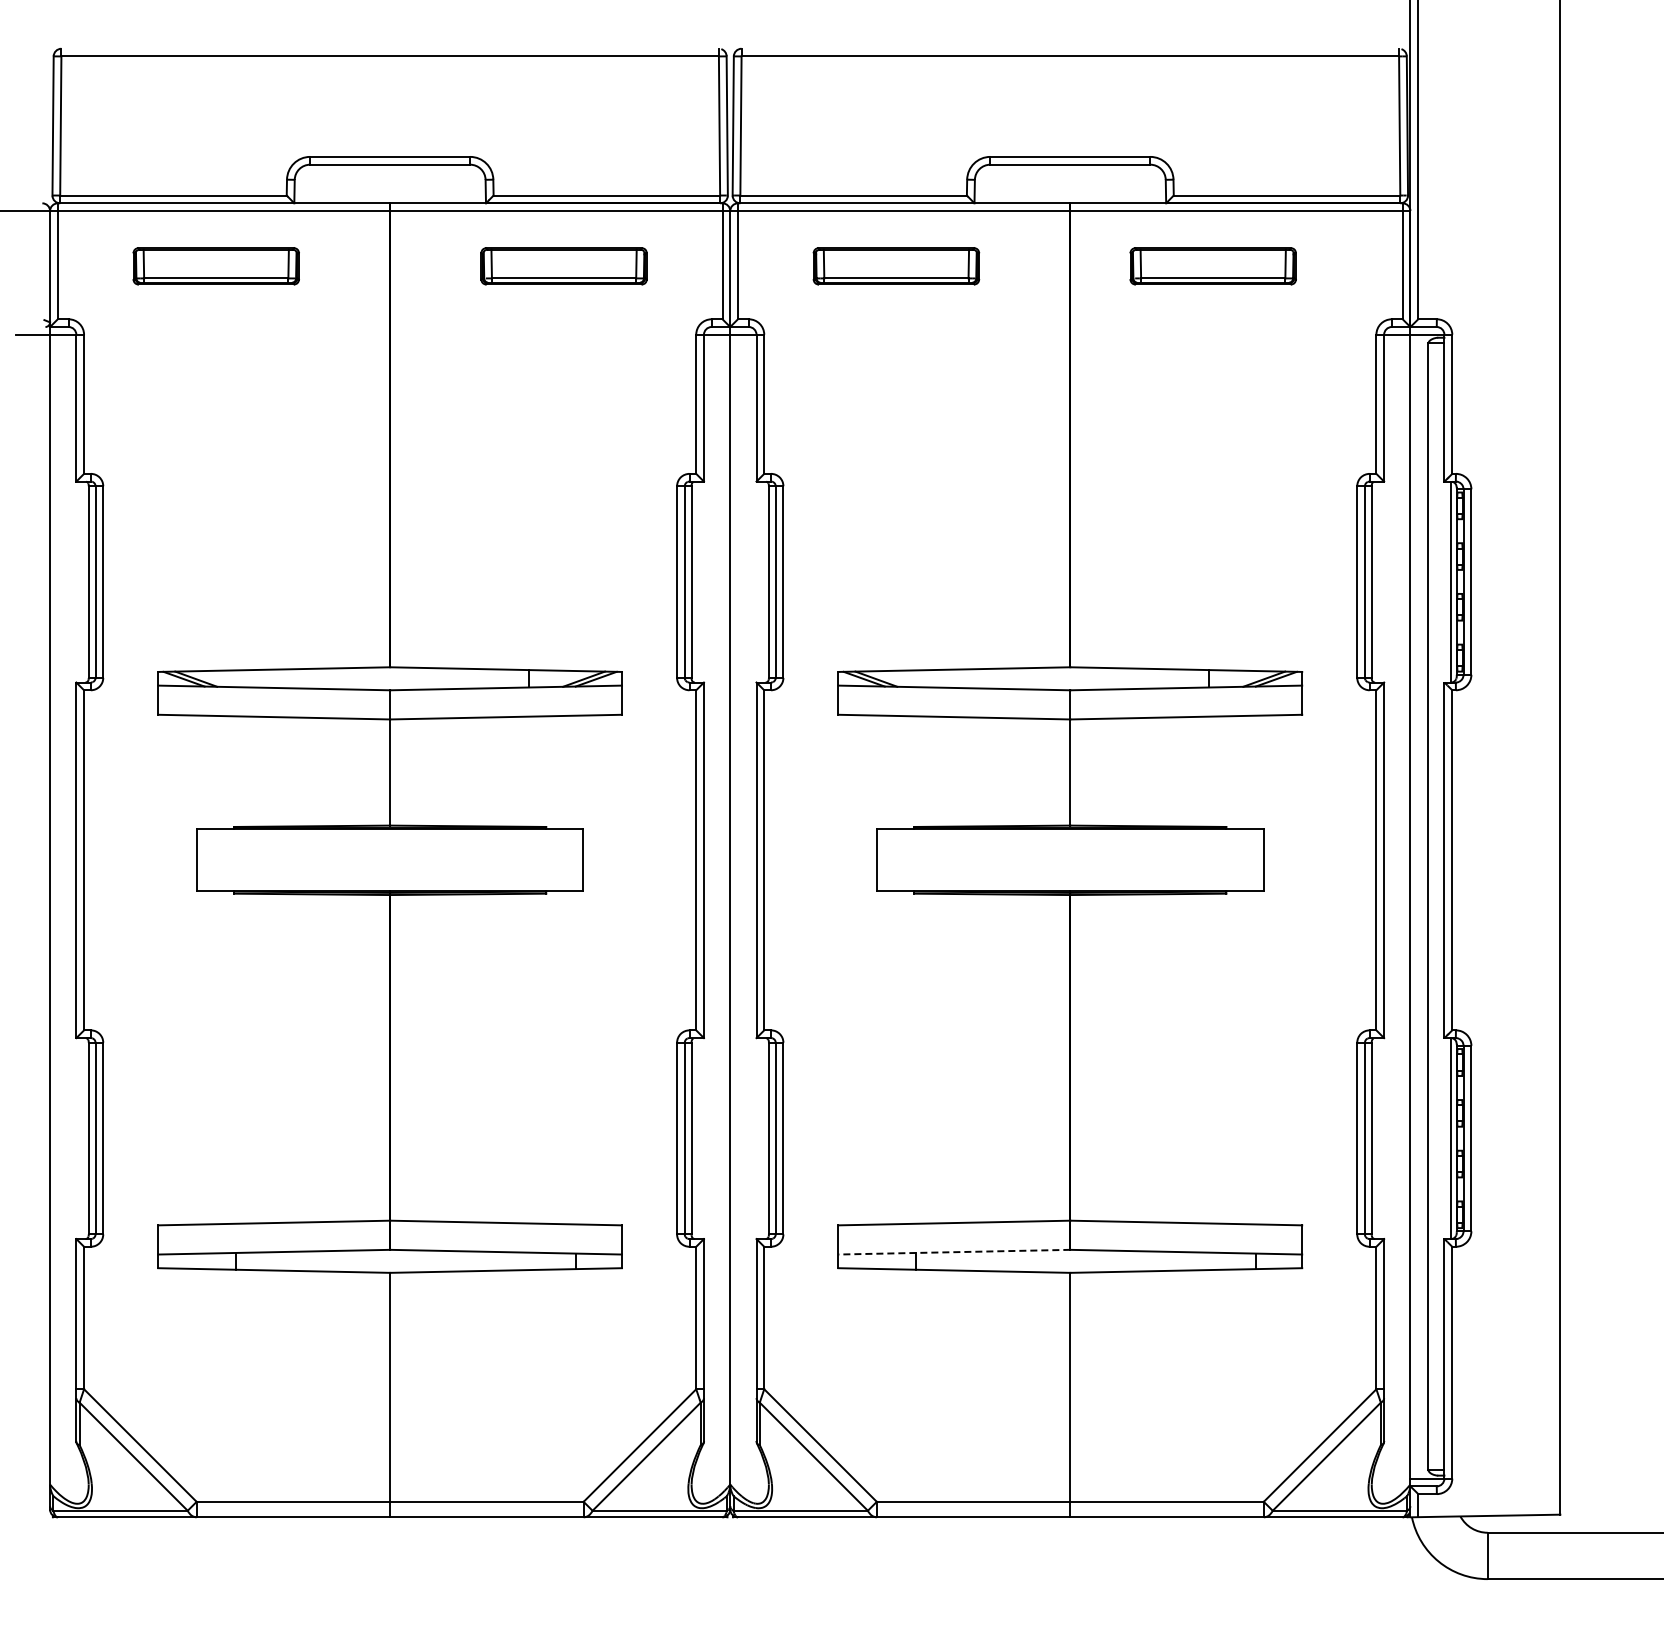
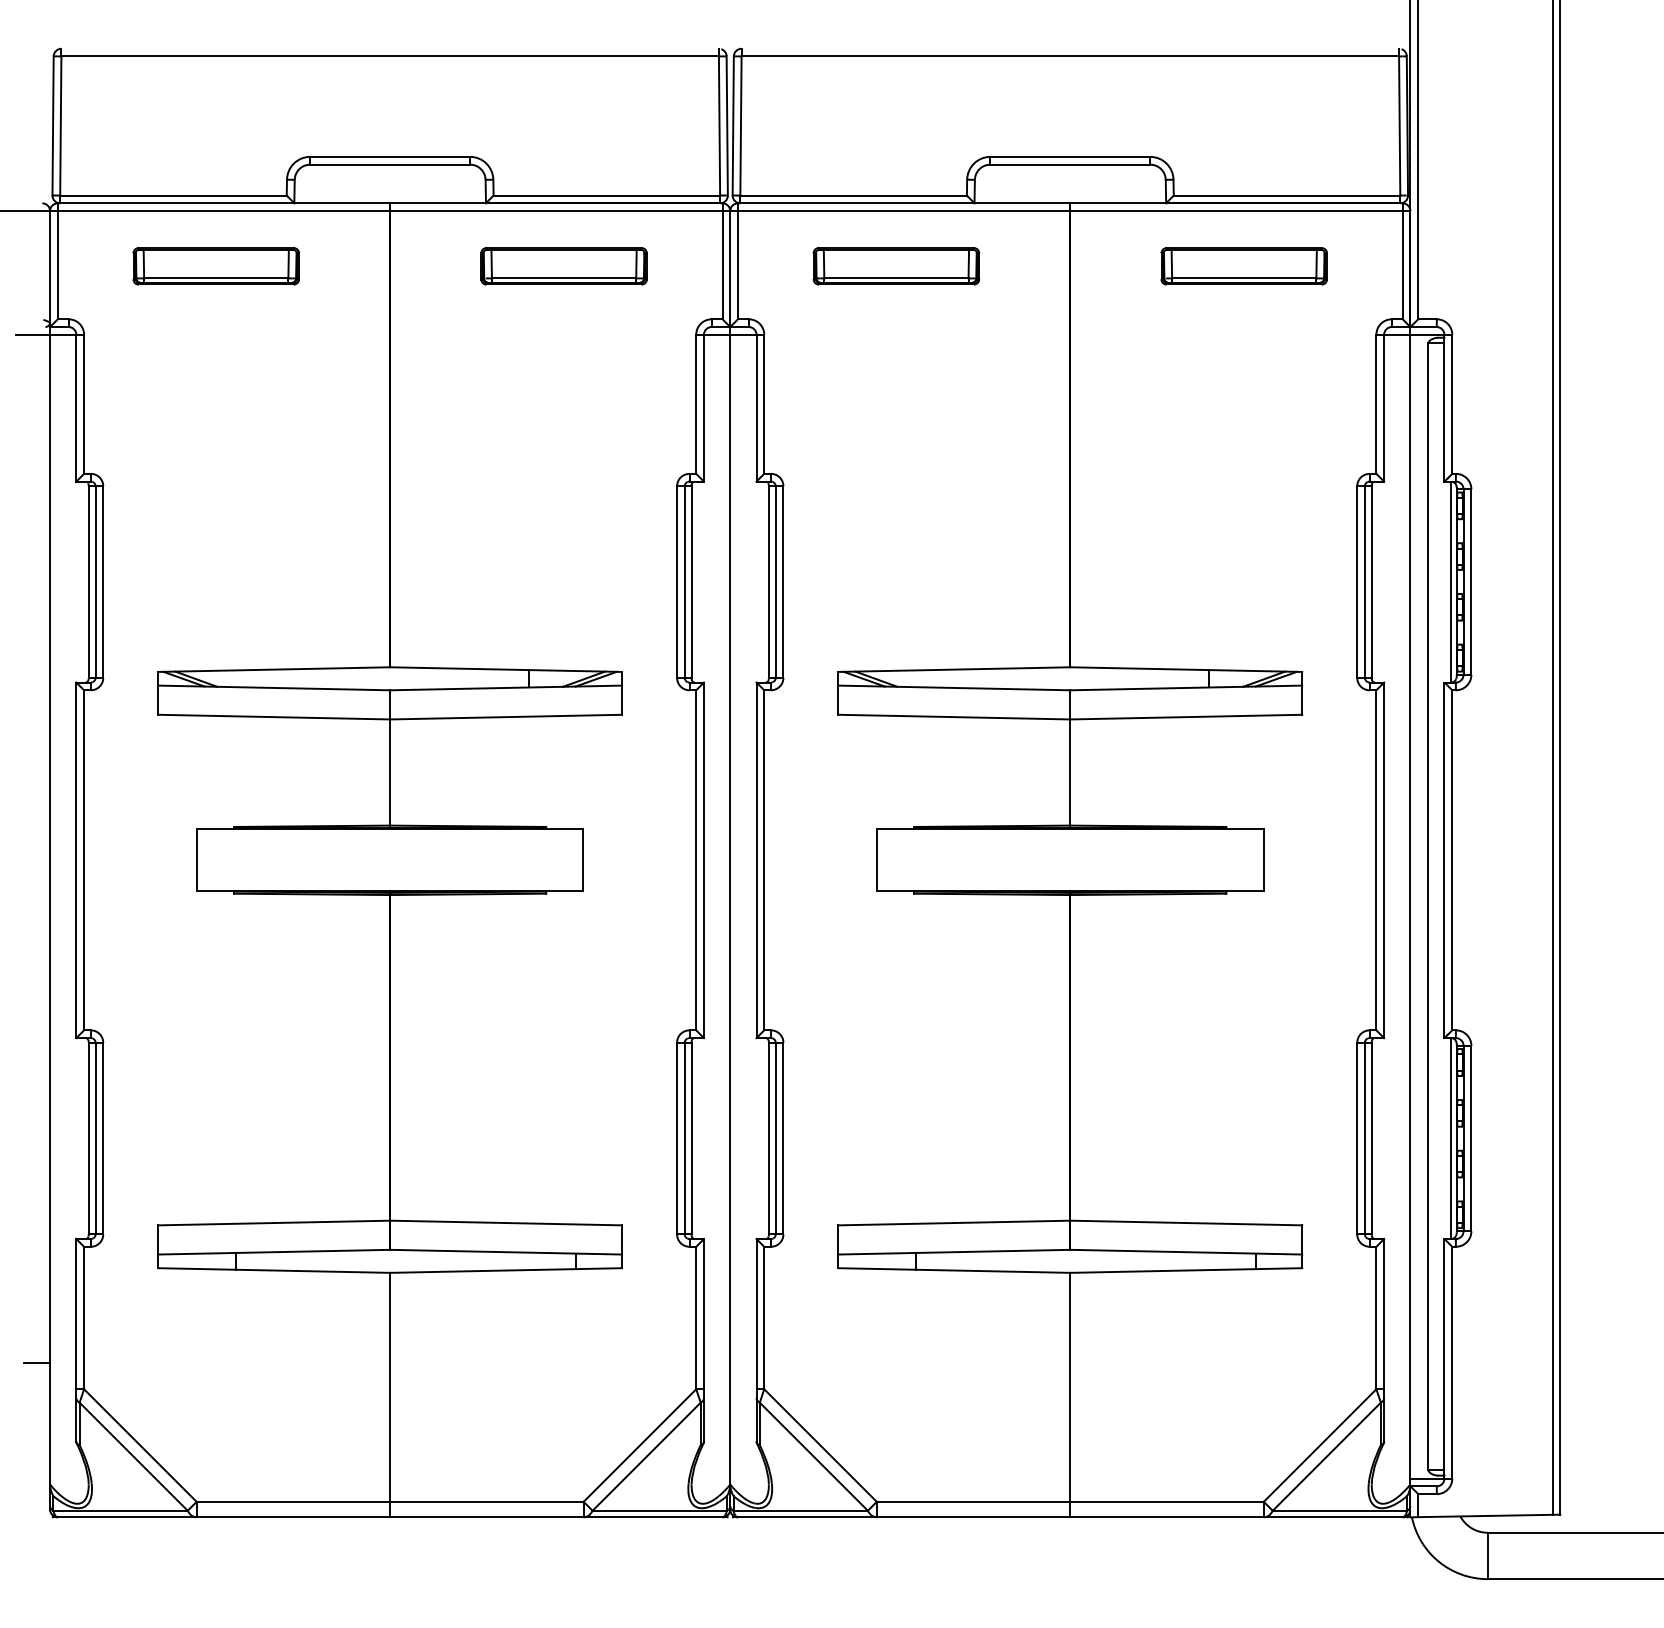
part position: (1212, 266) -> (1243, 266) (1243, 266)
line: none -> present (1552, 758)
line: dashed -> solid (954, 1252)
line: none -> present (37, 1362)
